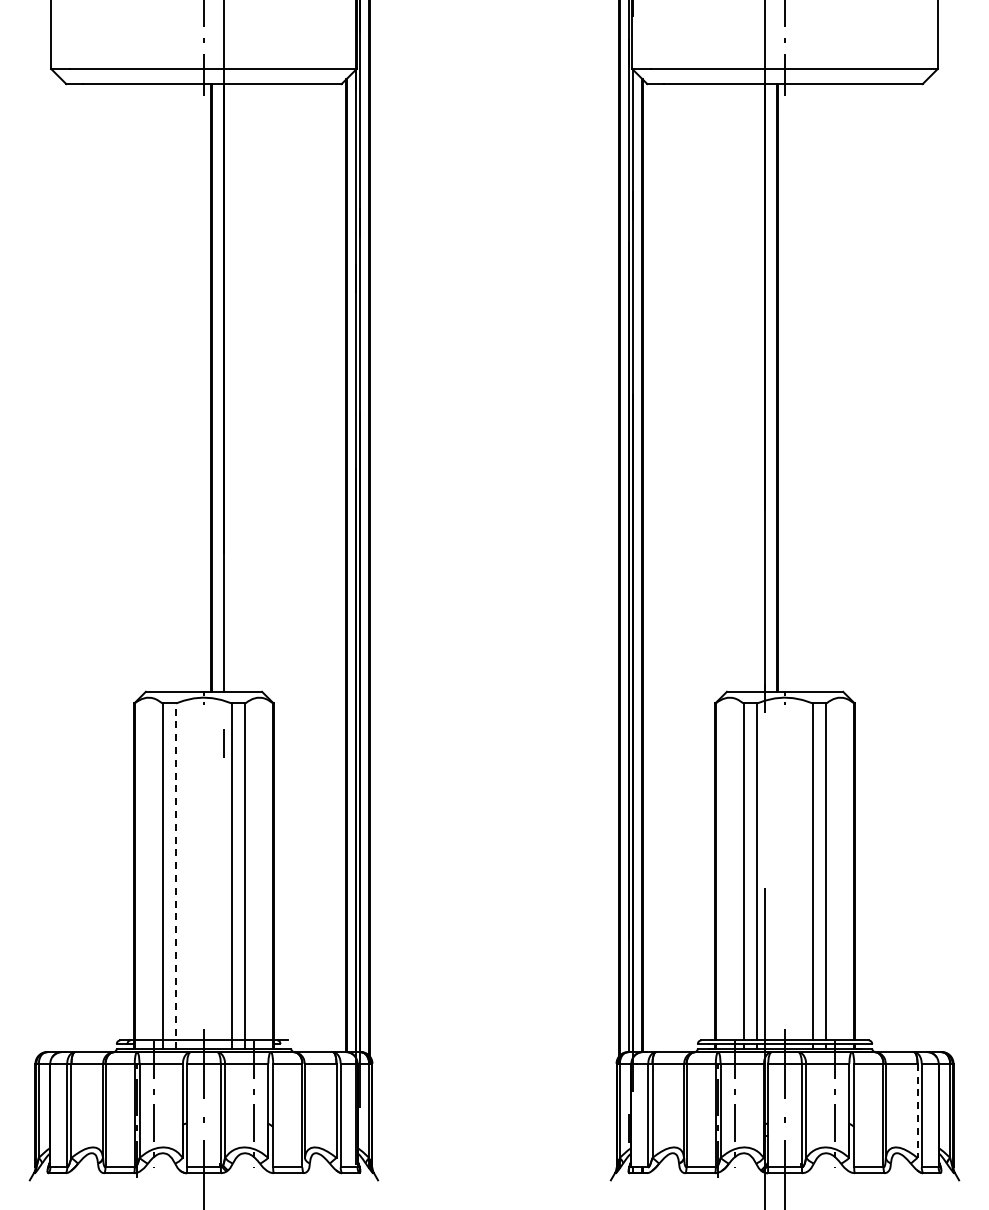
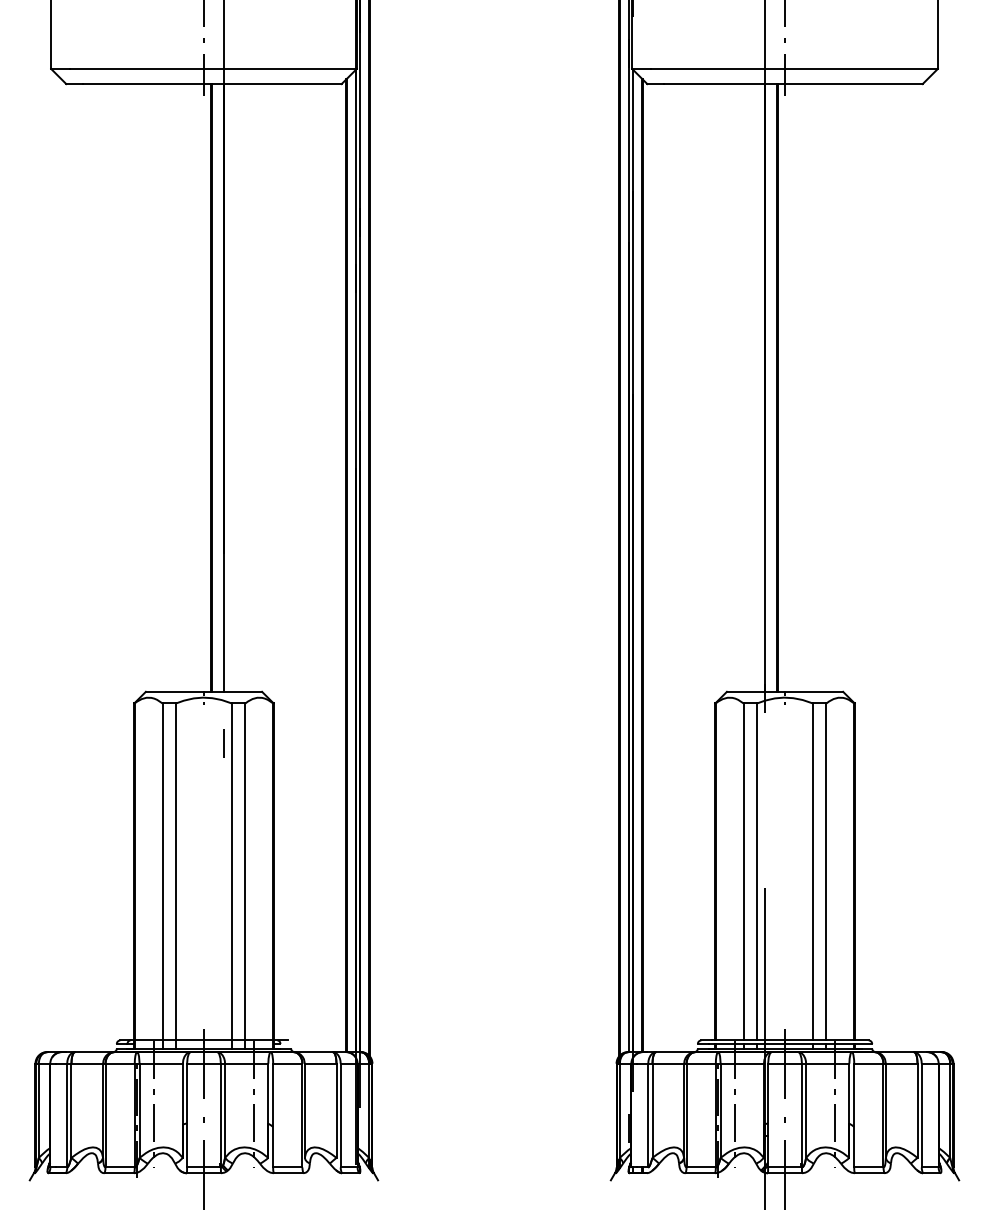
line: dashed -> solid (176, 876)
line: dashed -> solid (917, 1111)
